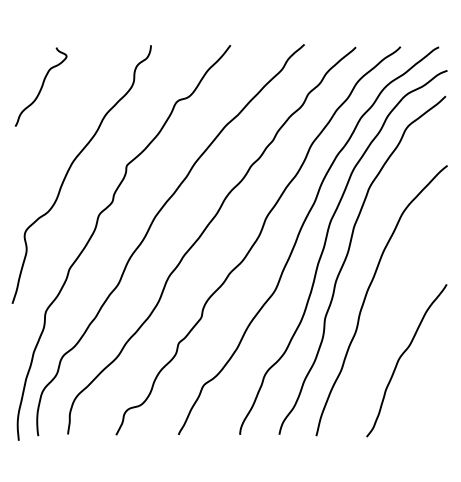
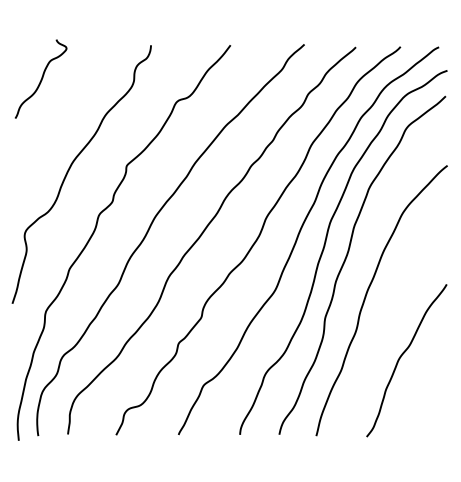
curve position: (41, 86) -> (41, 78) (41, 78)
